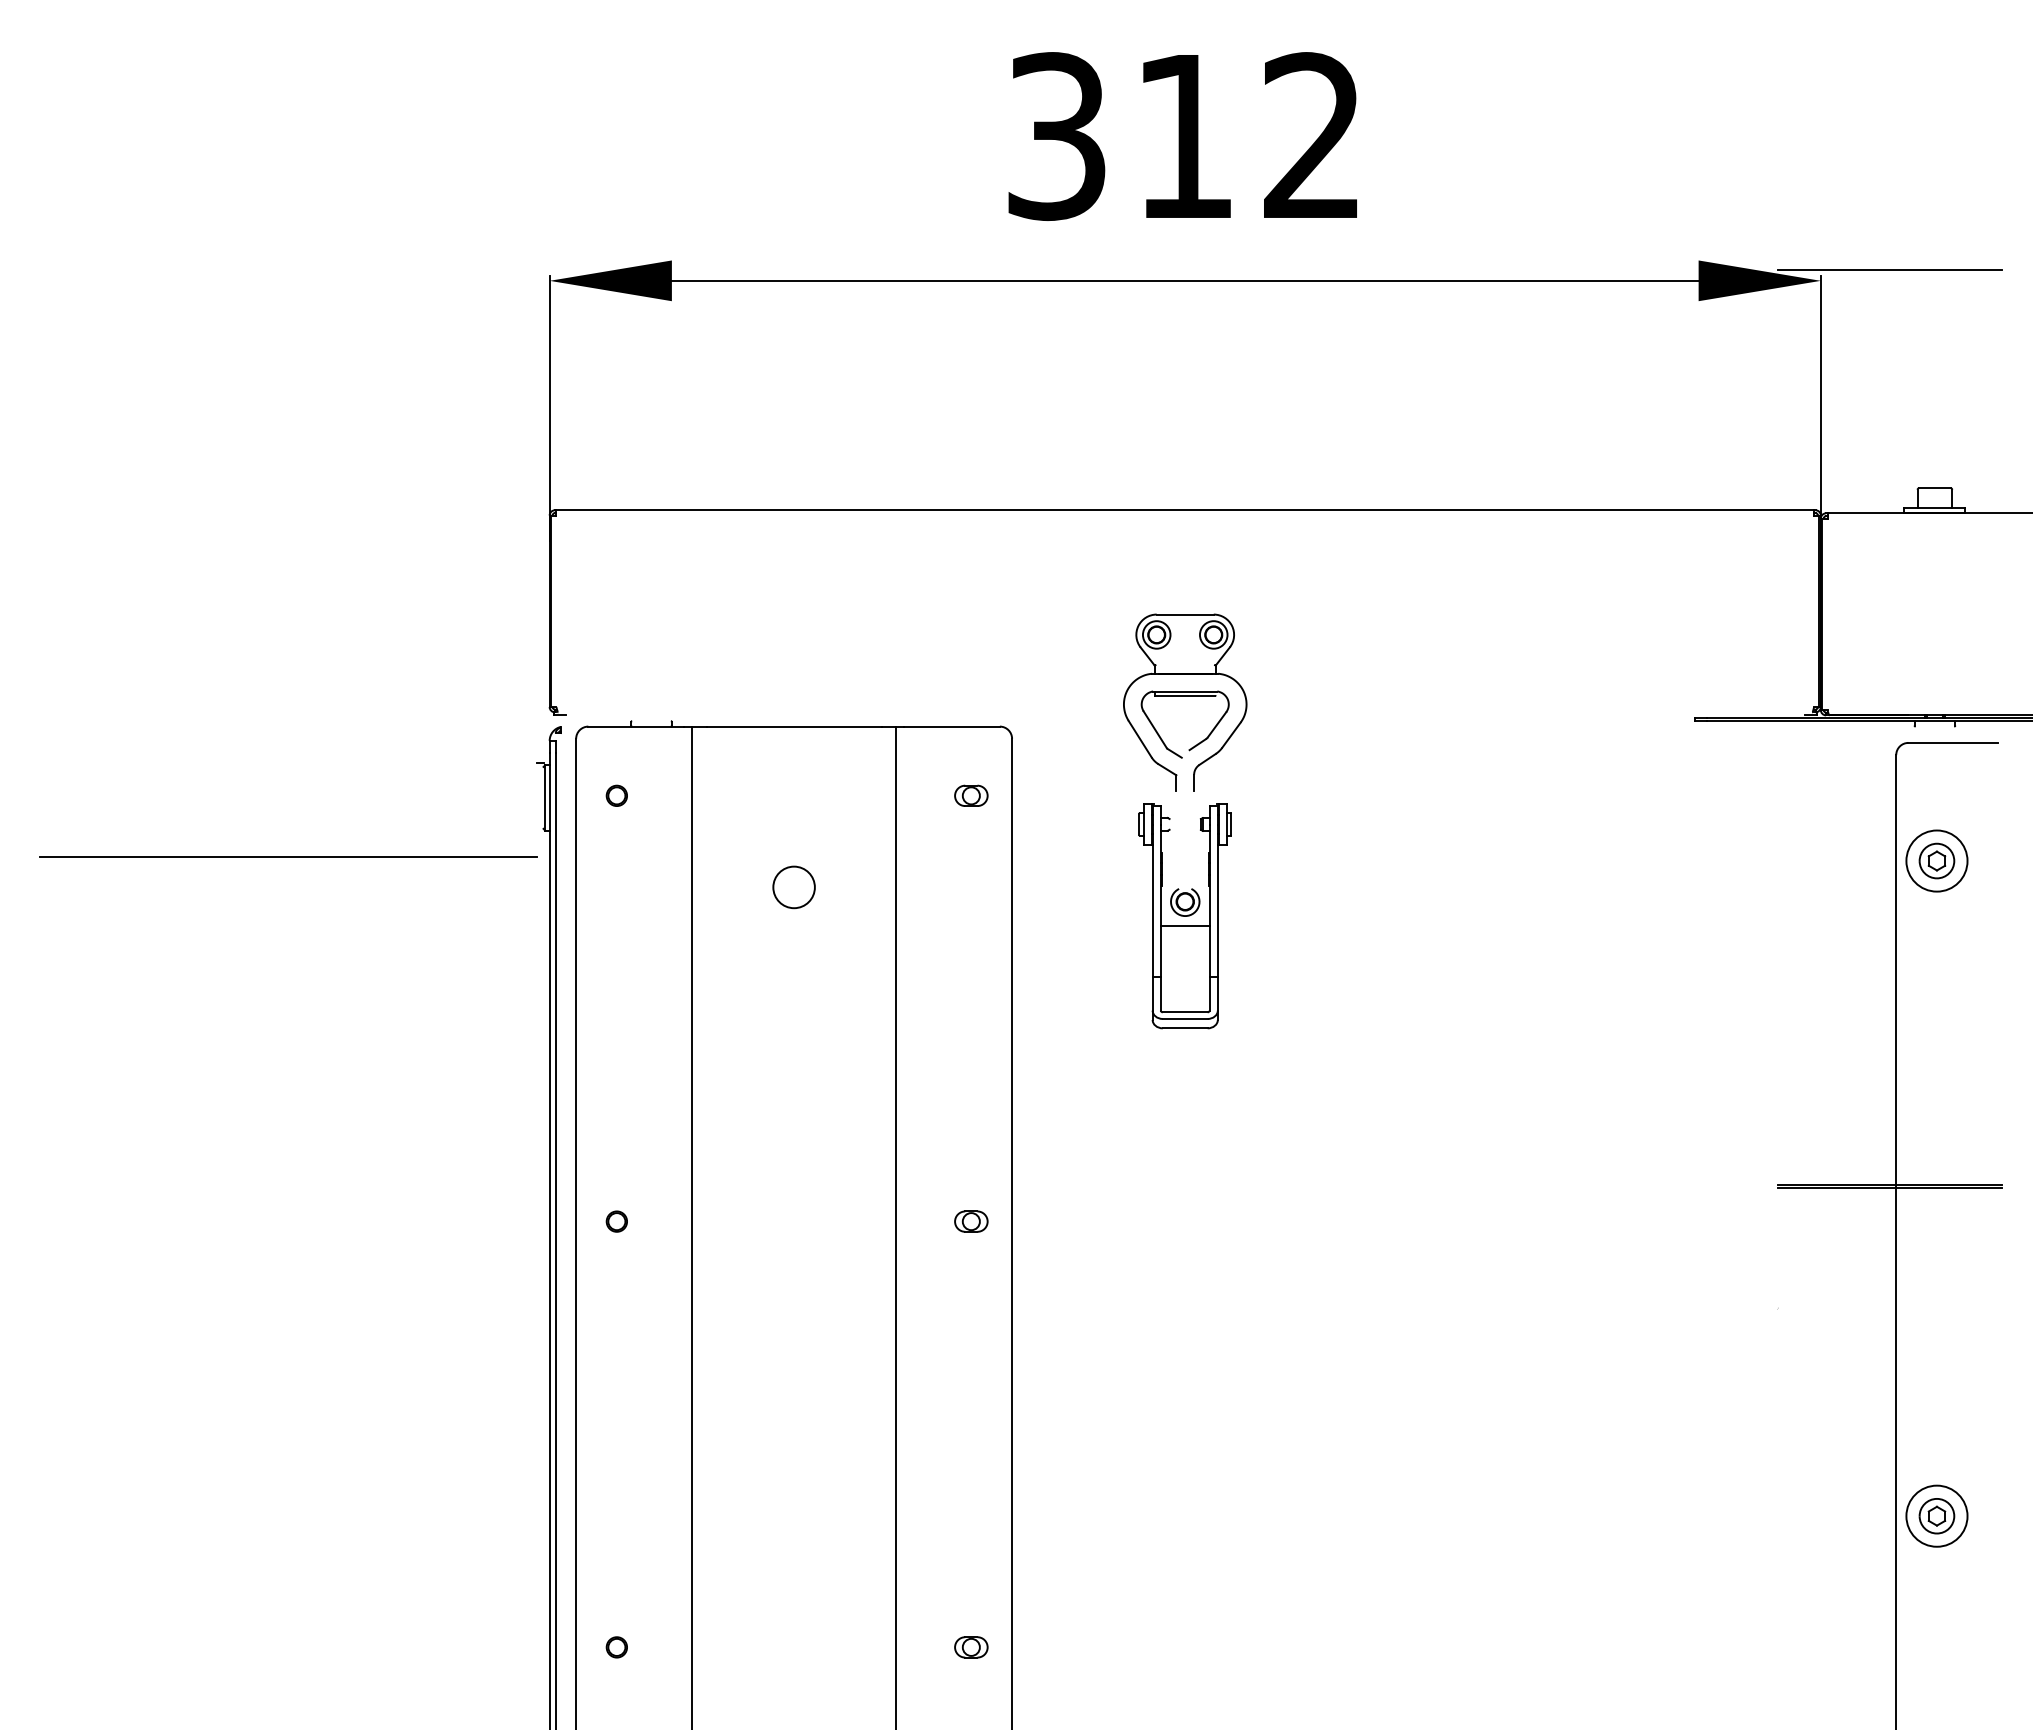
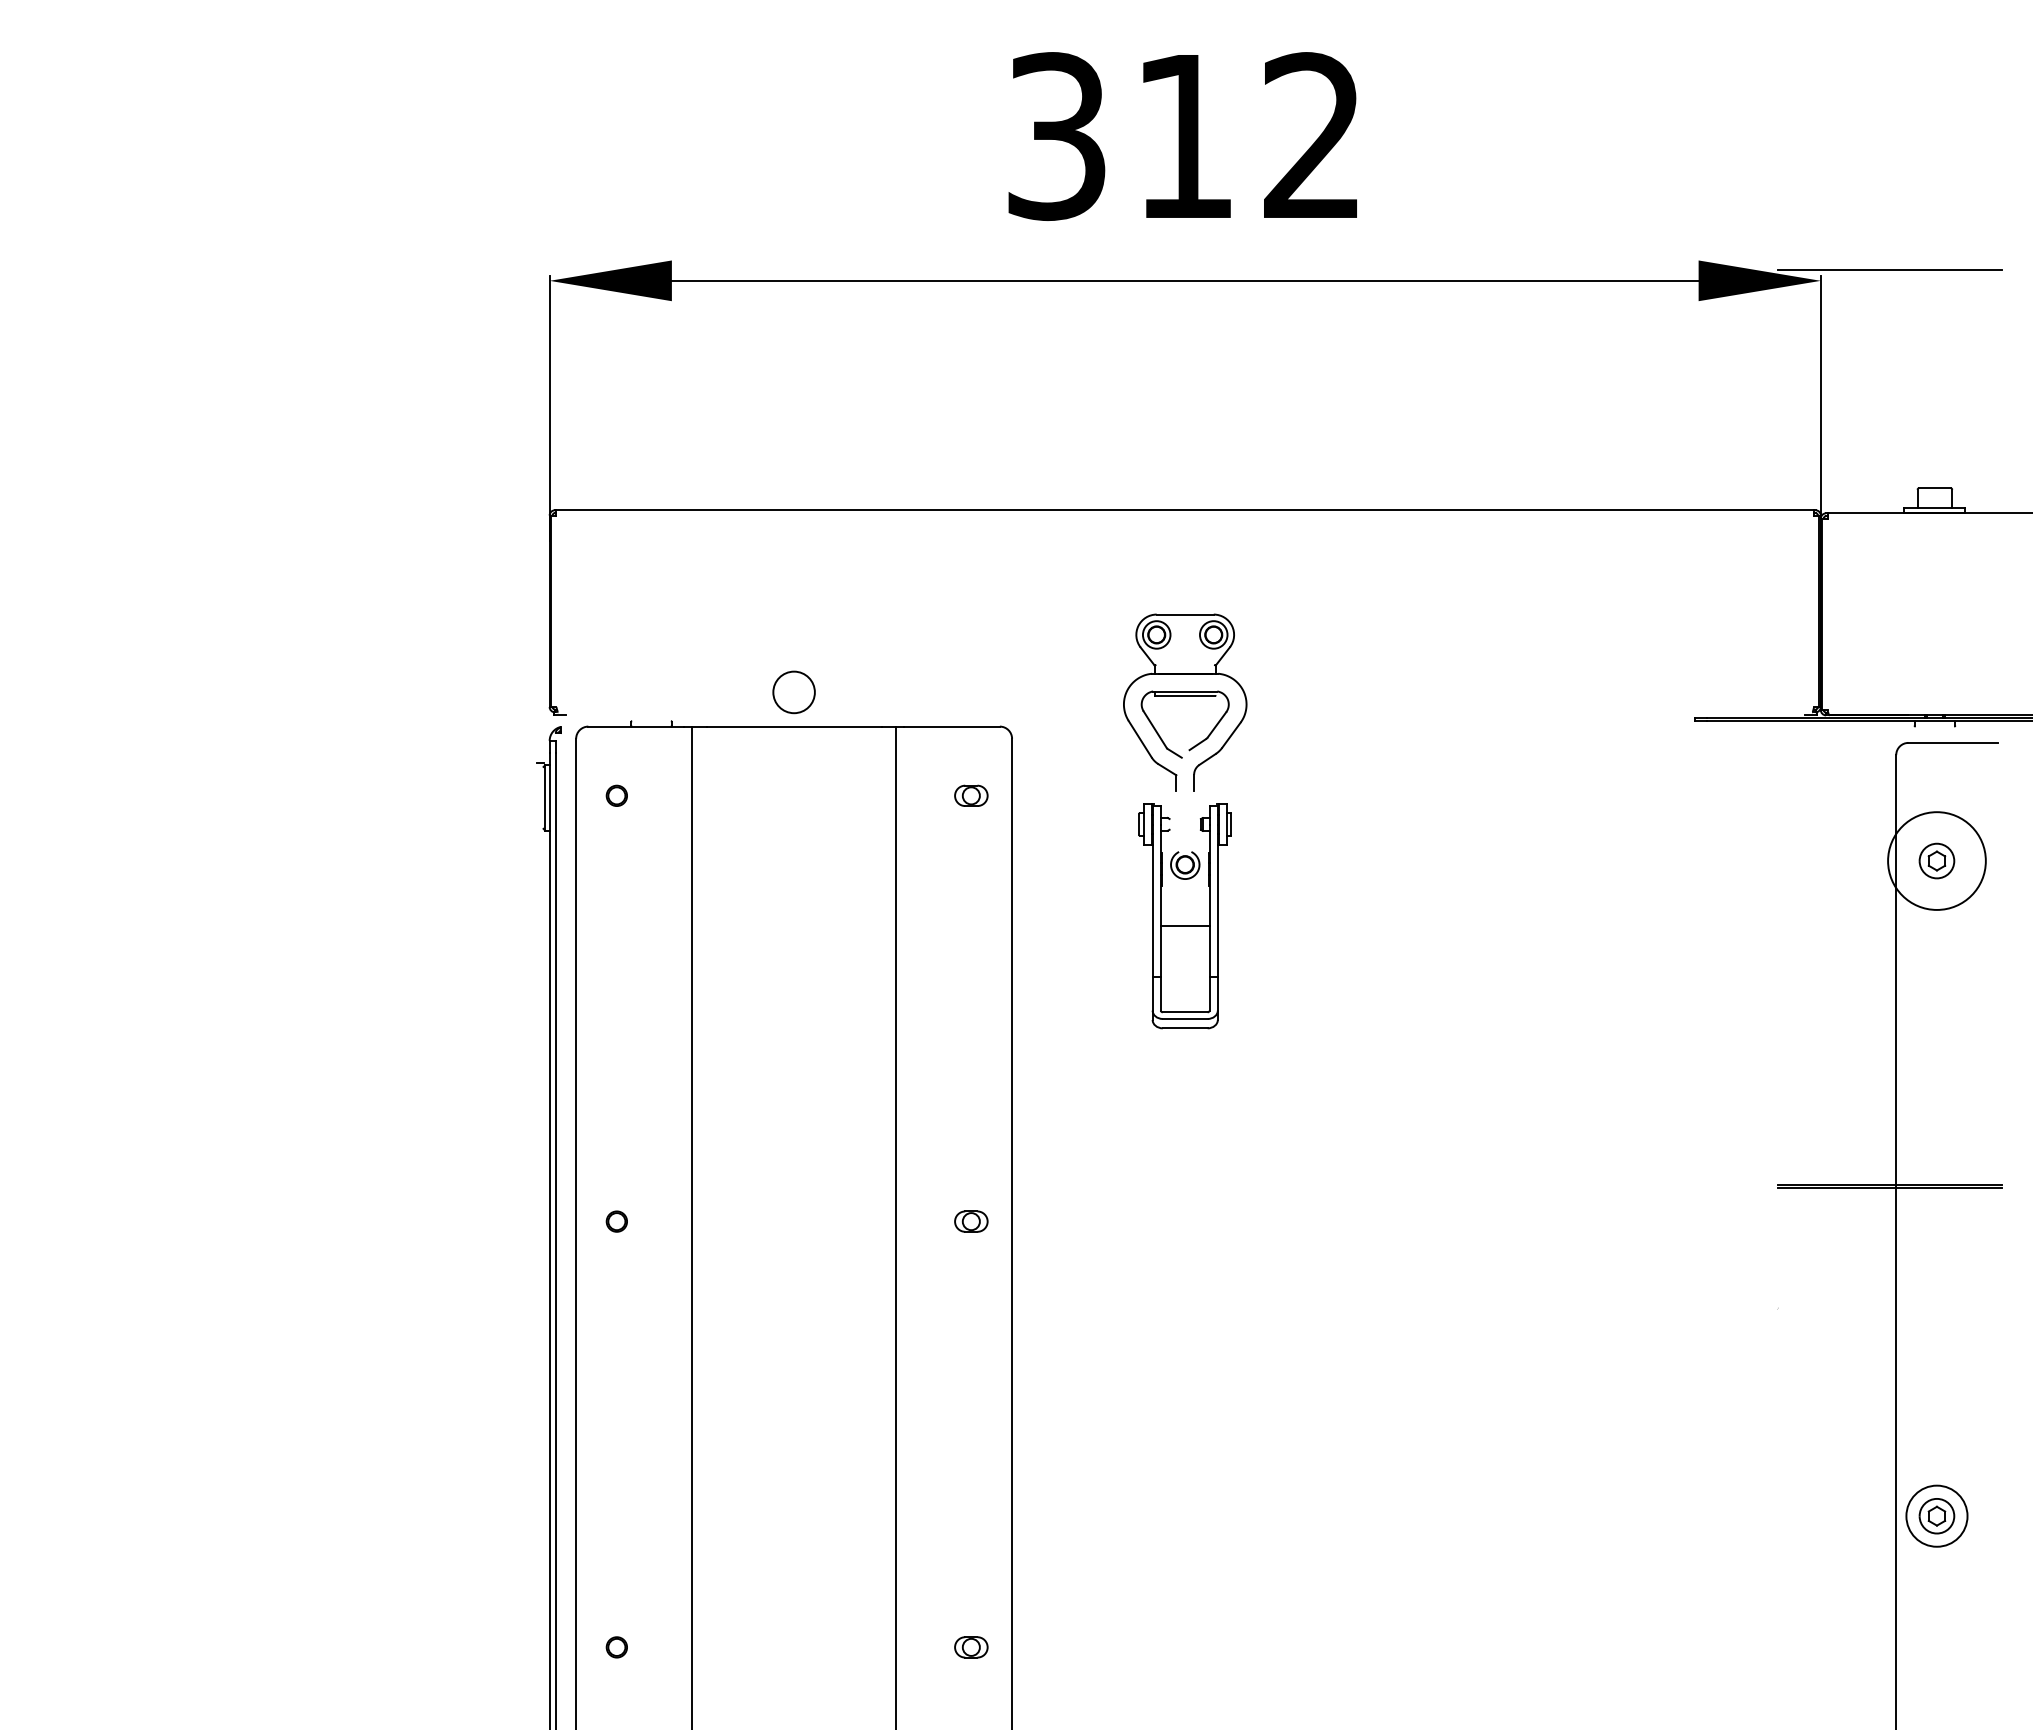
line: present -> none (288, 856)
circle diameter: 61 px -> 98 px (1936, 860)
circle position: (793, 887) -> (793, 692) (793, 692)
part position: (1185, 902) -> (1185, 865) (1185, 865)
